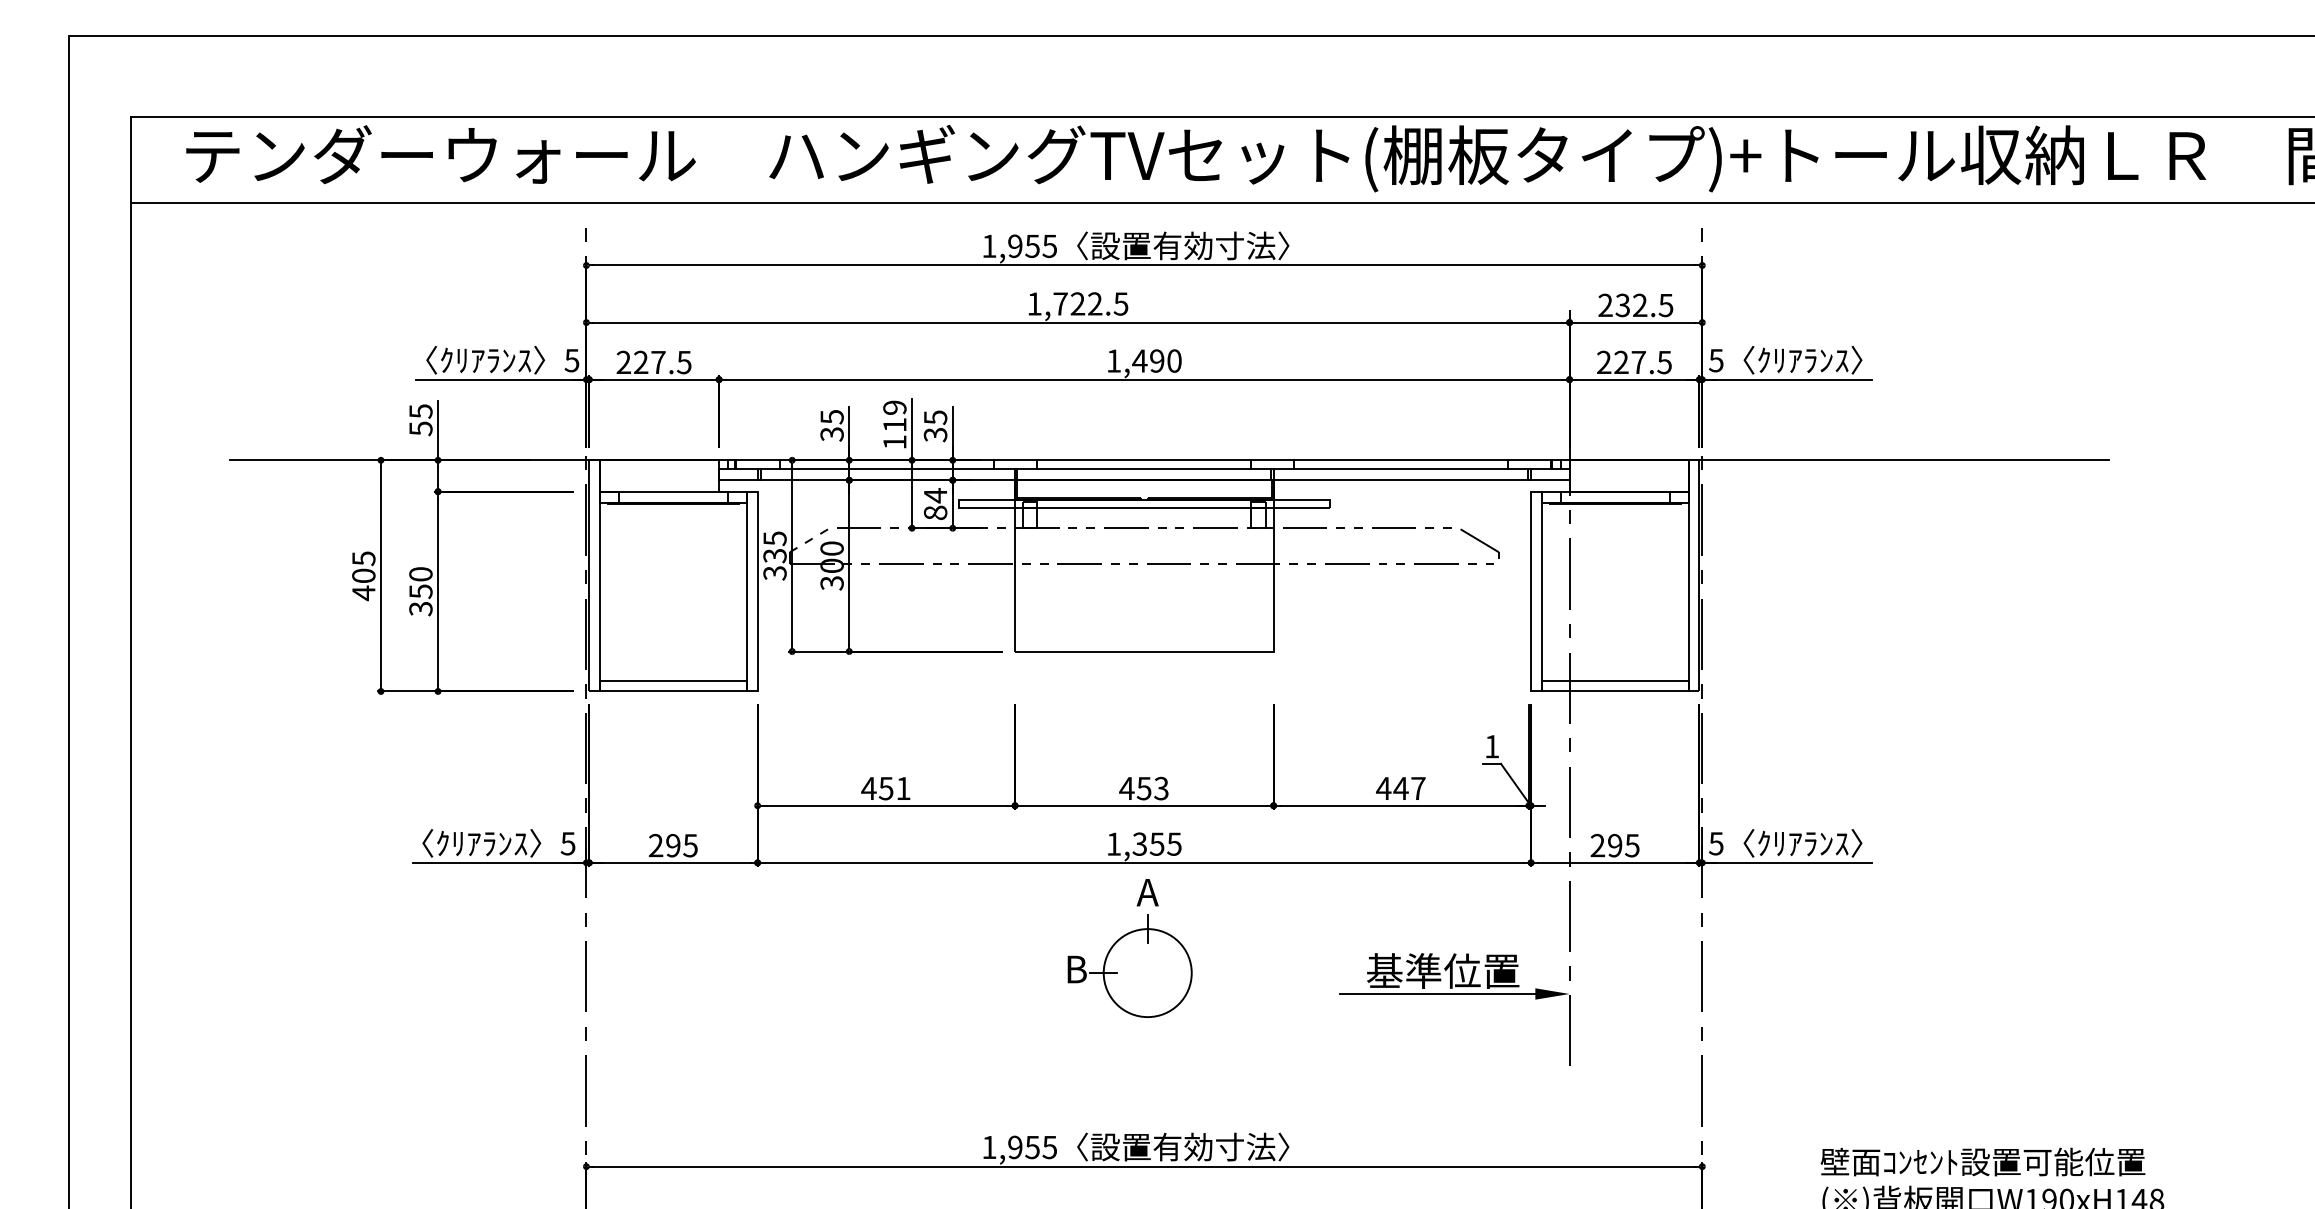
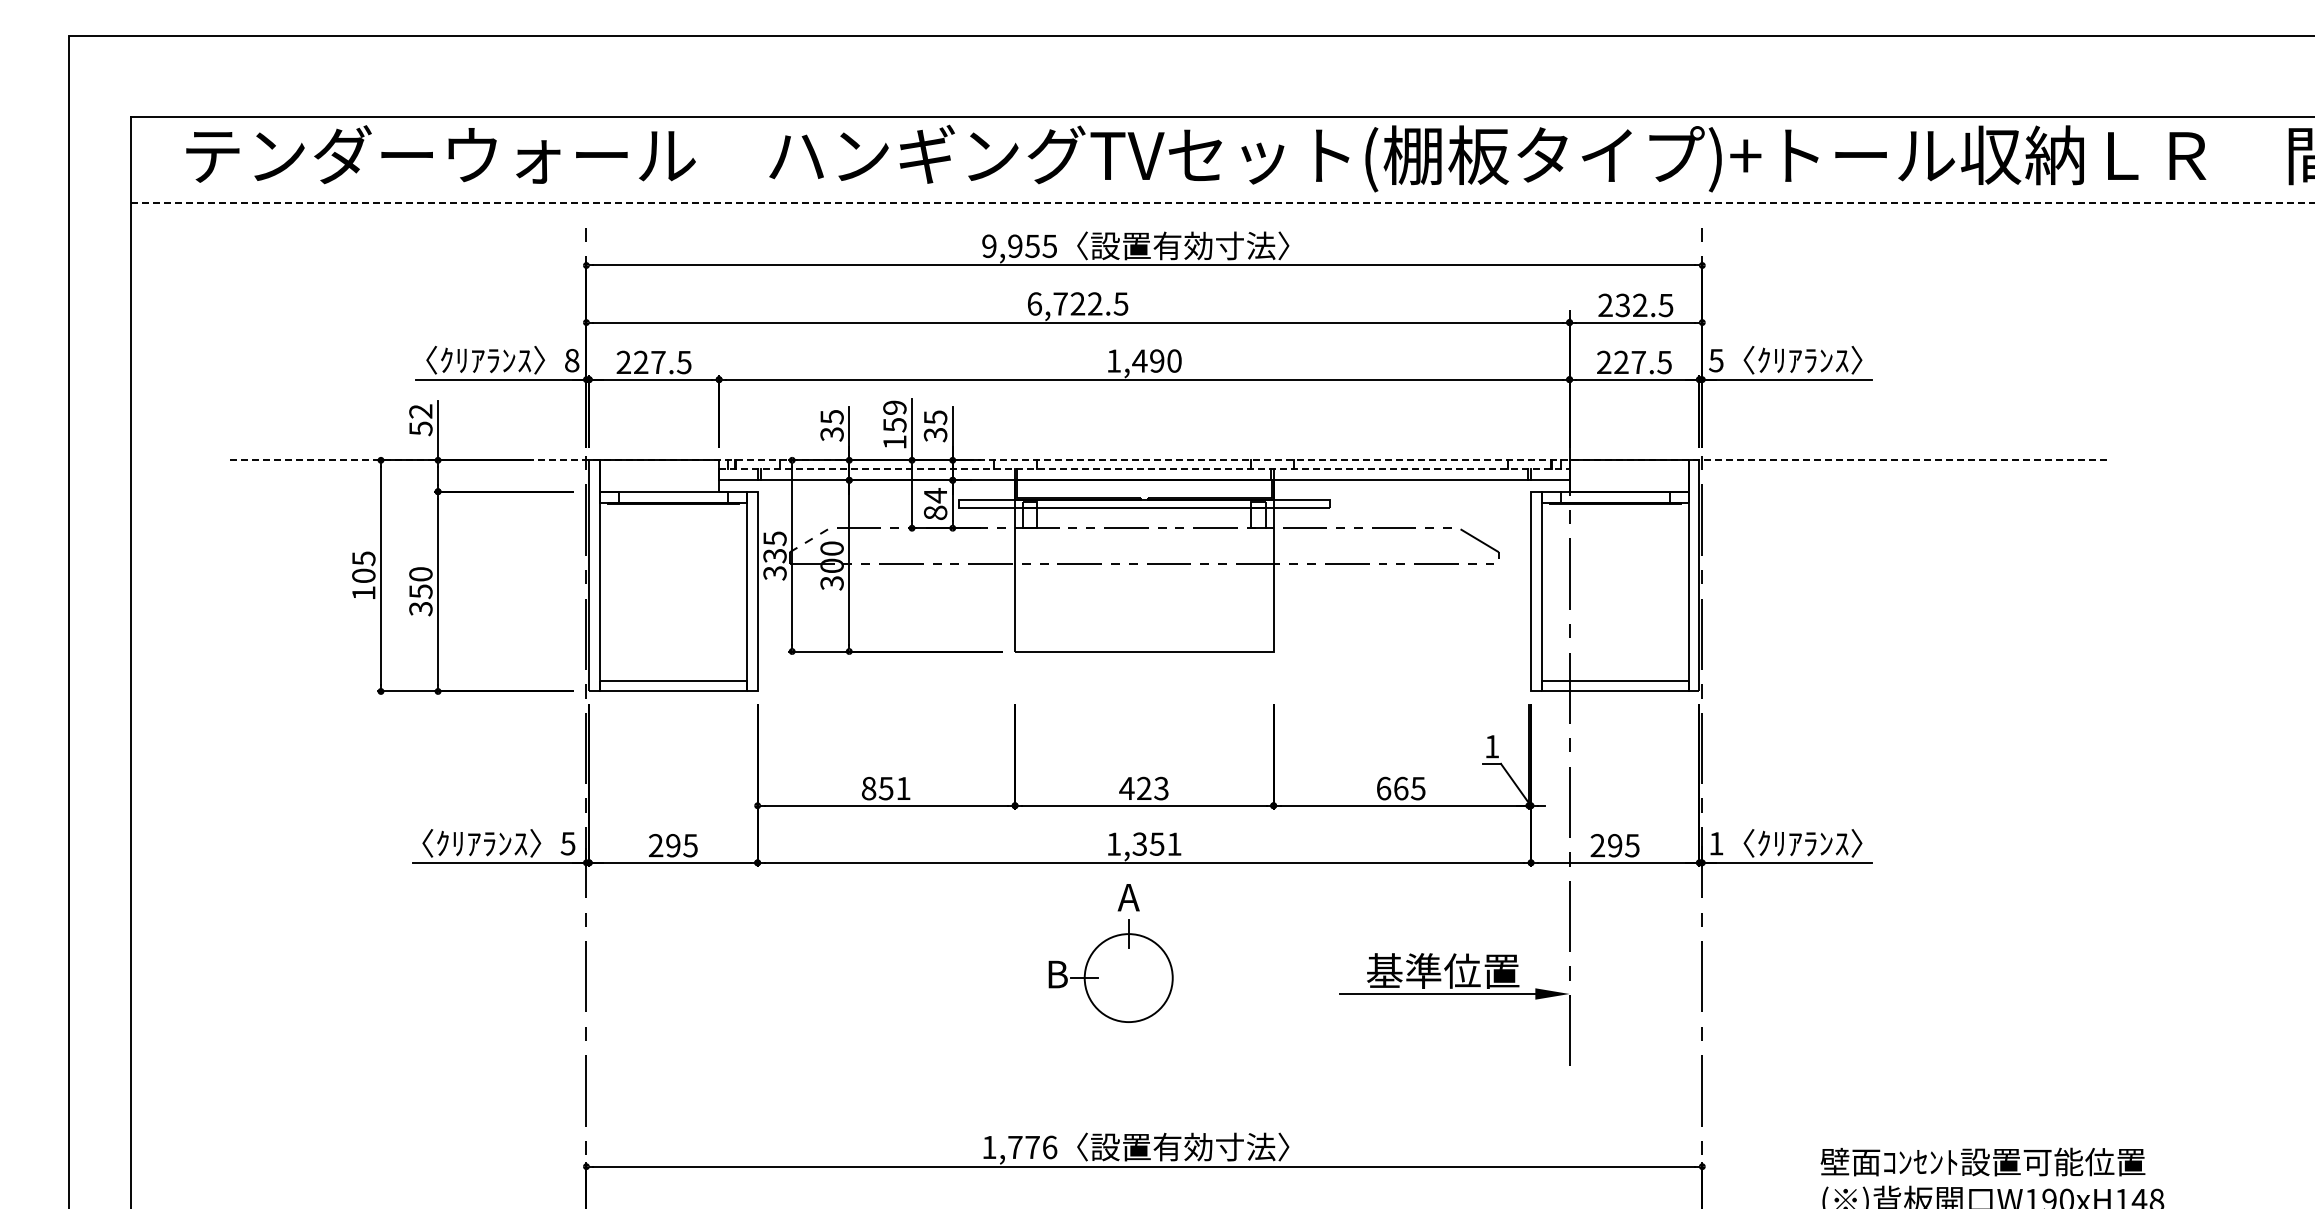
line: solid -> dashed (1223, 202)
text: 1,955 -> 9,955 (989, 246)
text: 1,722.5 -> 6,722.5 (1035, 303)
text: 5 -> 8 (571, 360)
text: 55 -> 52 (420, 411)
text: 119 -> 159 (894, 425)
line: solid -> dashed (1170, 460)
line: solid -> dashed (1144, 469)
text: 405 -> 105 (363, 593)
text: 451 -> 851 (868, 788)
text: 453 -> 423 (1143, 788)
text: 447 -> 665 (1400, 788)
text: 1,355 -> 1,351 (1174, 843)
text: 5 -> 1 (1716, 843)
part position: (1129, 948) -> (1110, 953) (1110, 953)
text: 1,955 -> 1,776 (1032, 1147)
